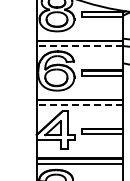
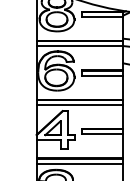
line: dashed -> solid (80, 46)
line: dashed -> solid (80, 105)
